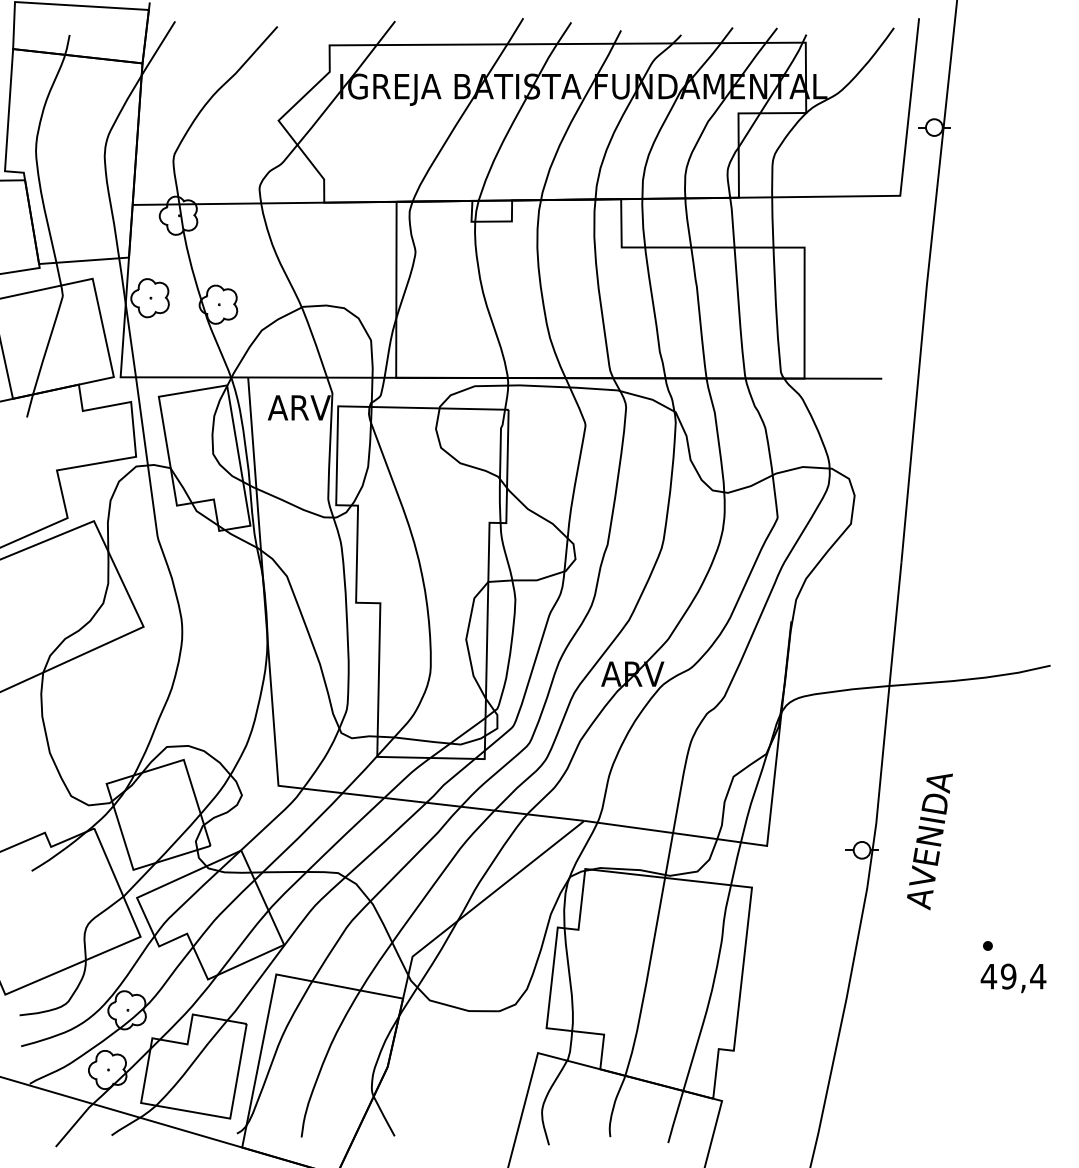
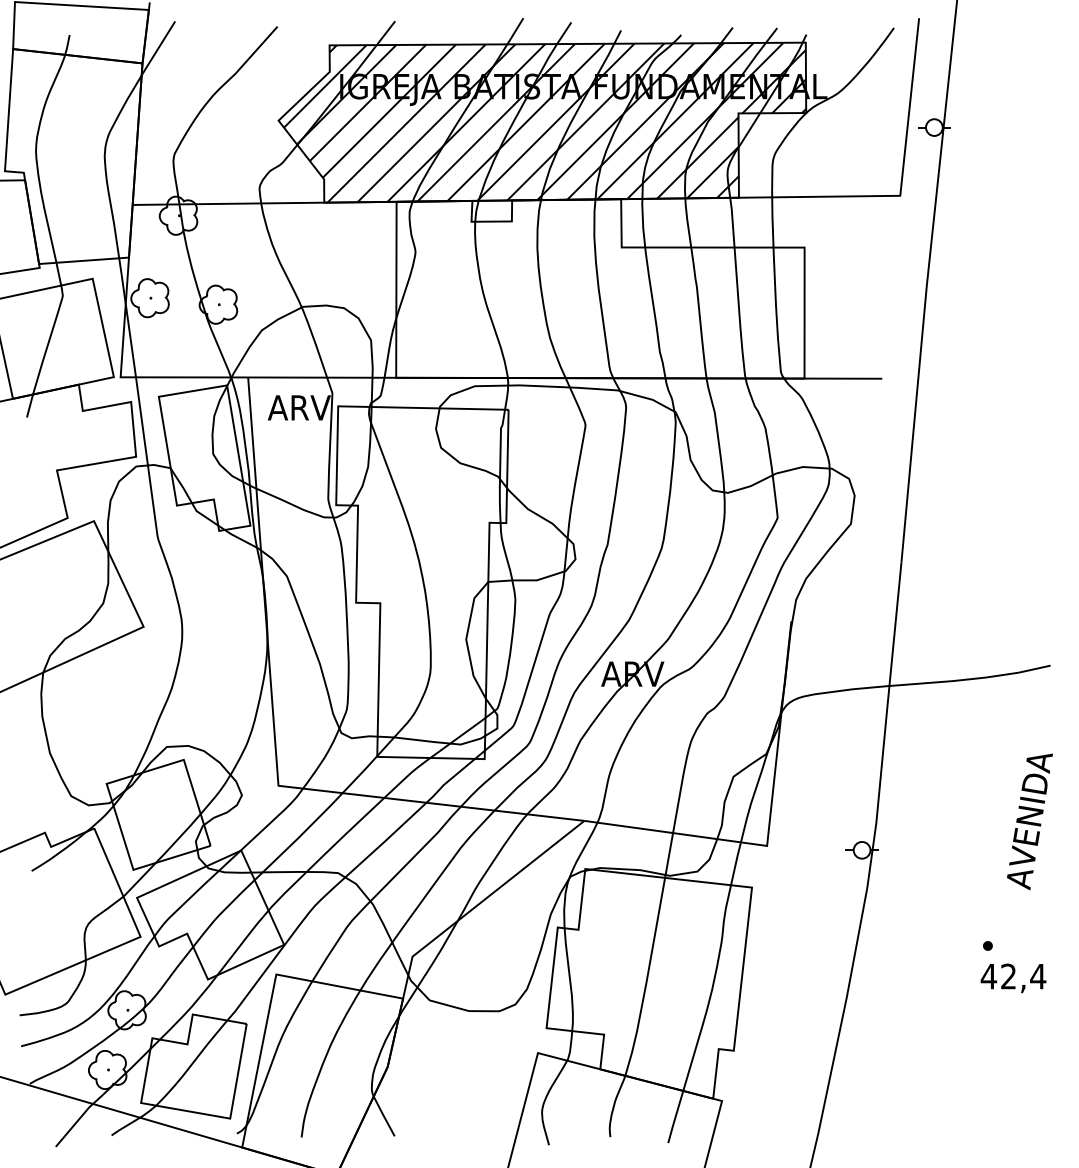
hatch: none -> present (545, 122)
text position: (929, 841) -> (1029, 821) (1029, 821)
text: 49,4 -> 42,4 (1008, 976)
